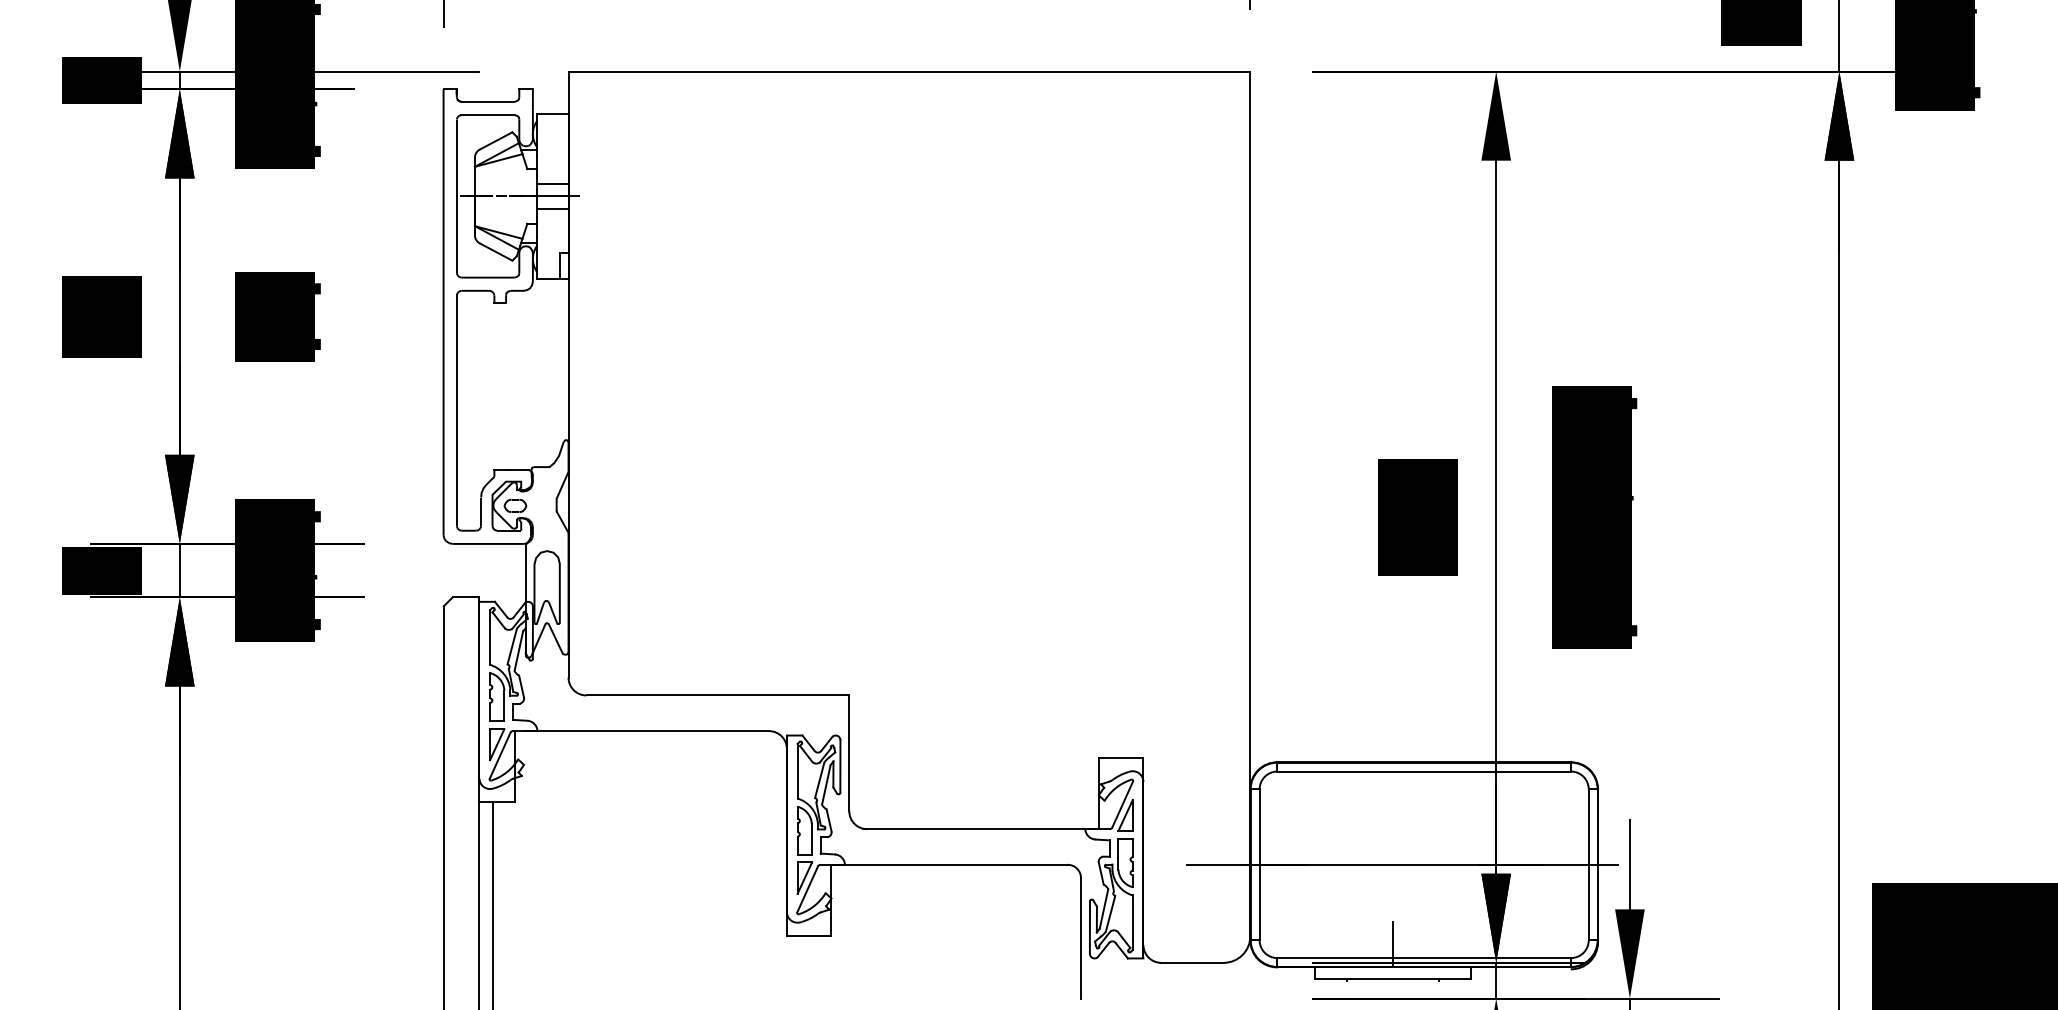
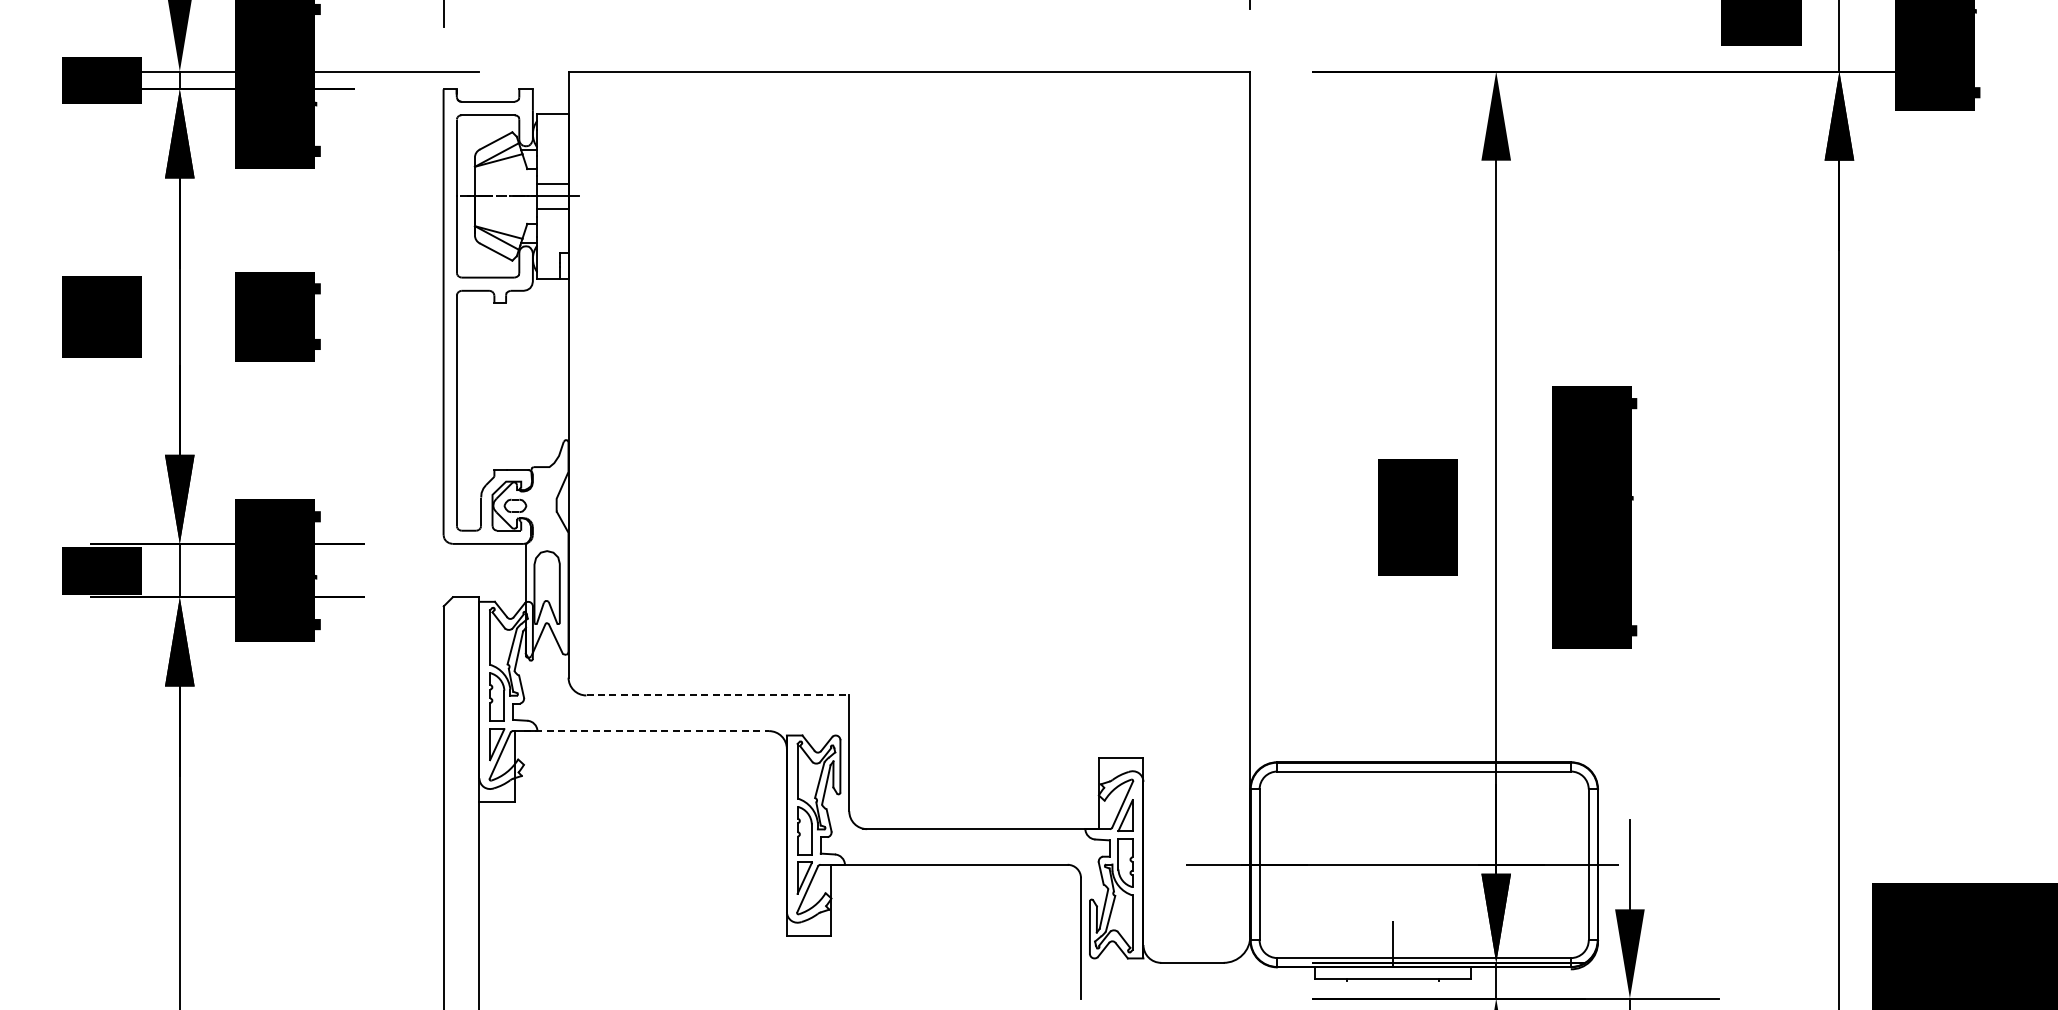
line: solid -> dashed (718, 695)
line: solid -> dashed (646, 731)
line: present -> none (492, 904)
